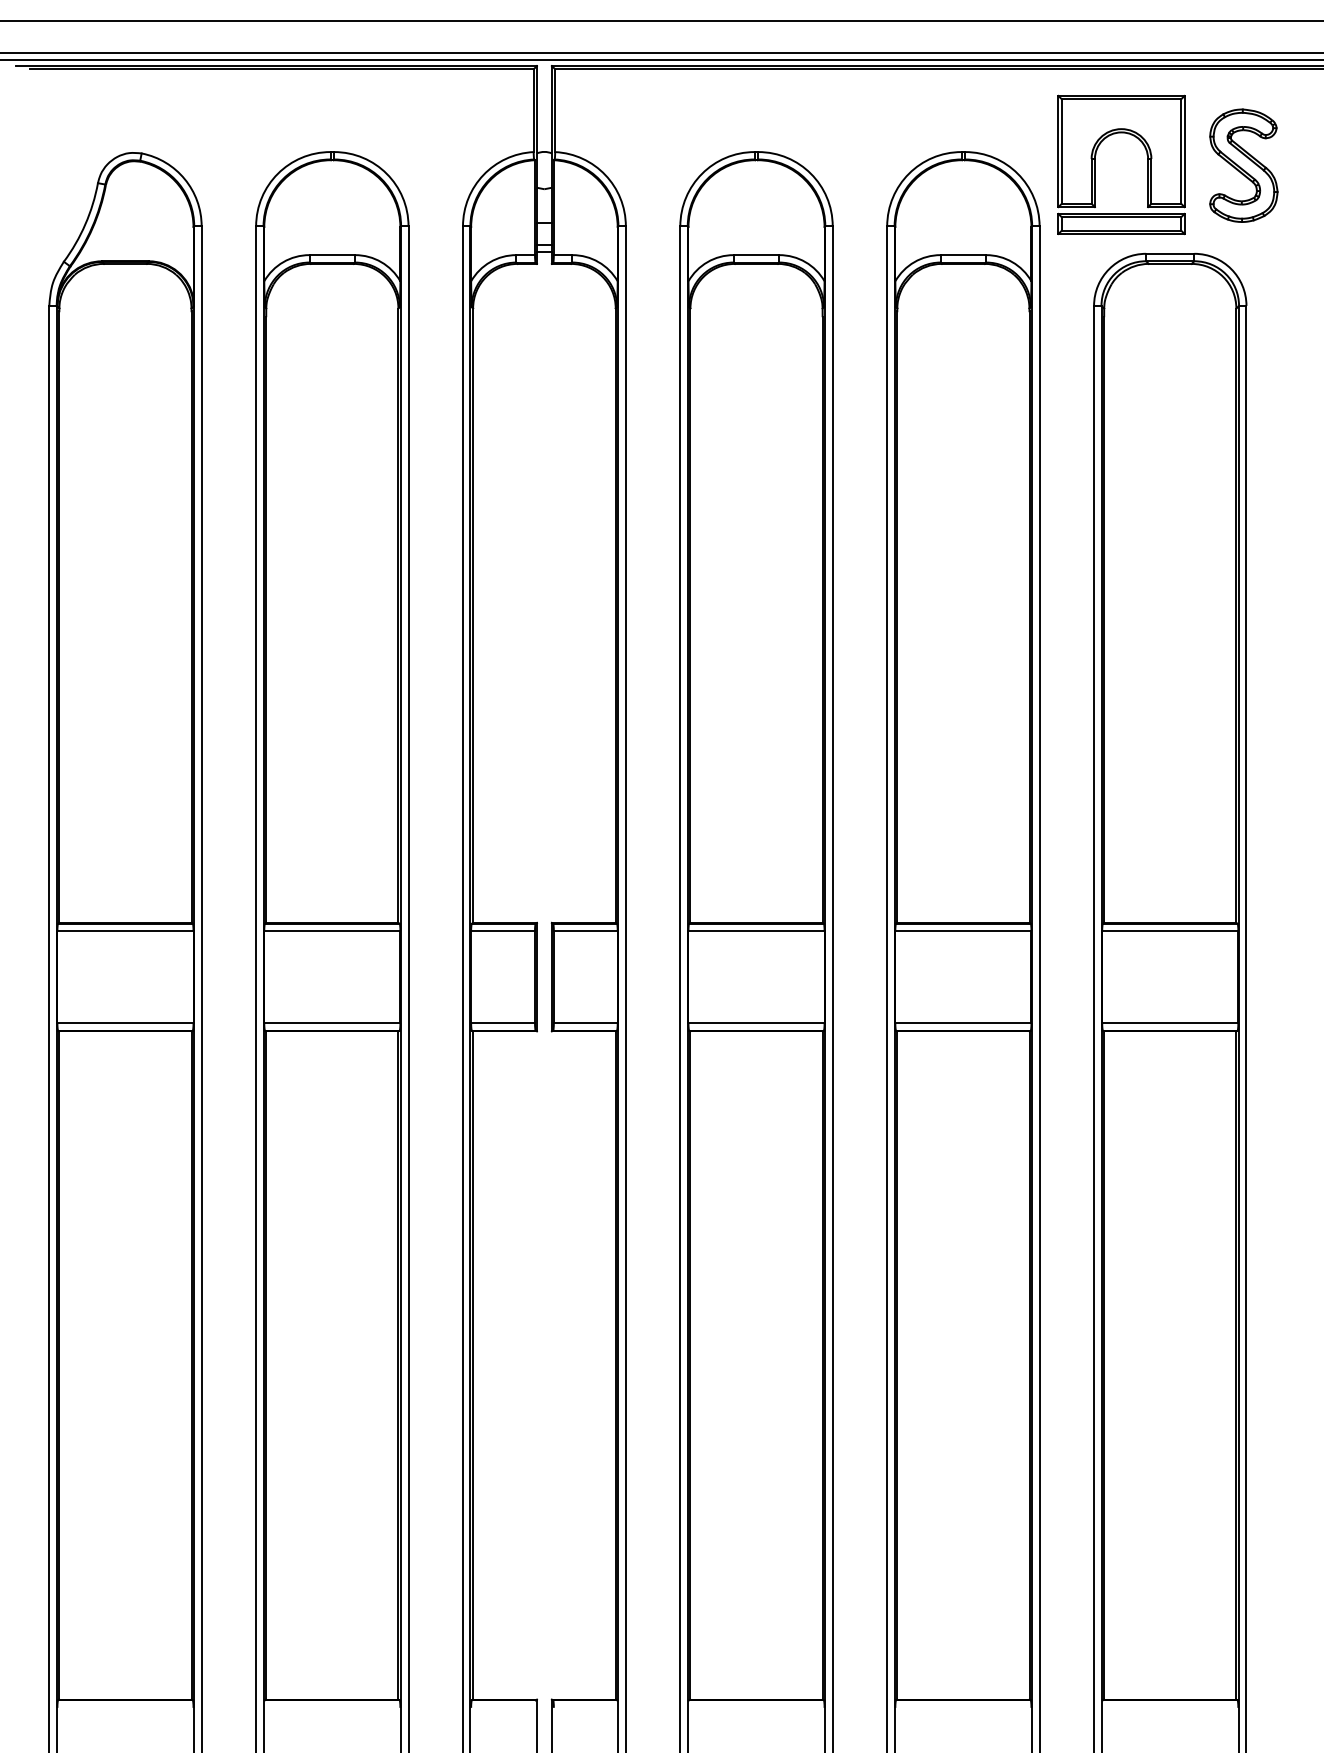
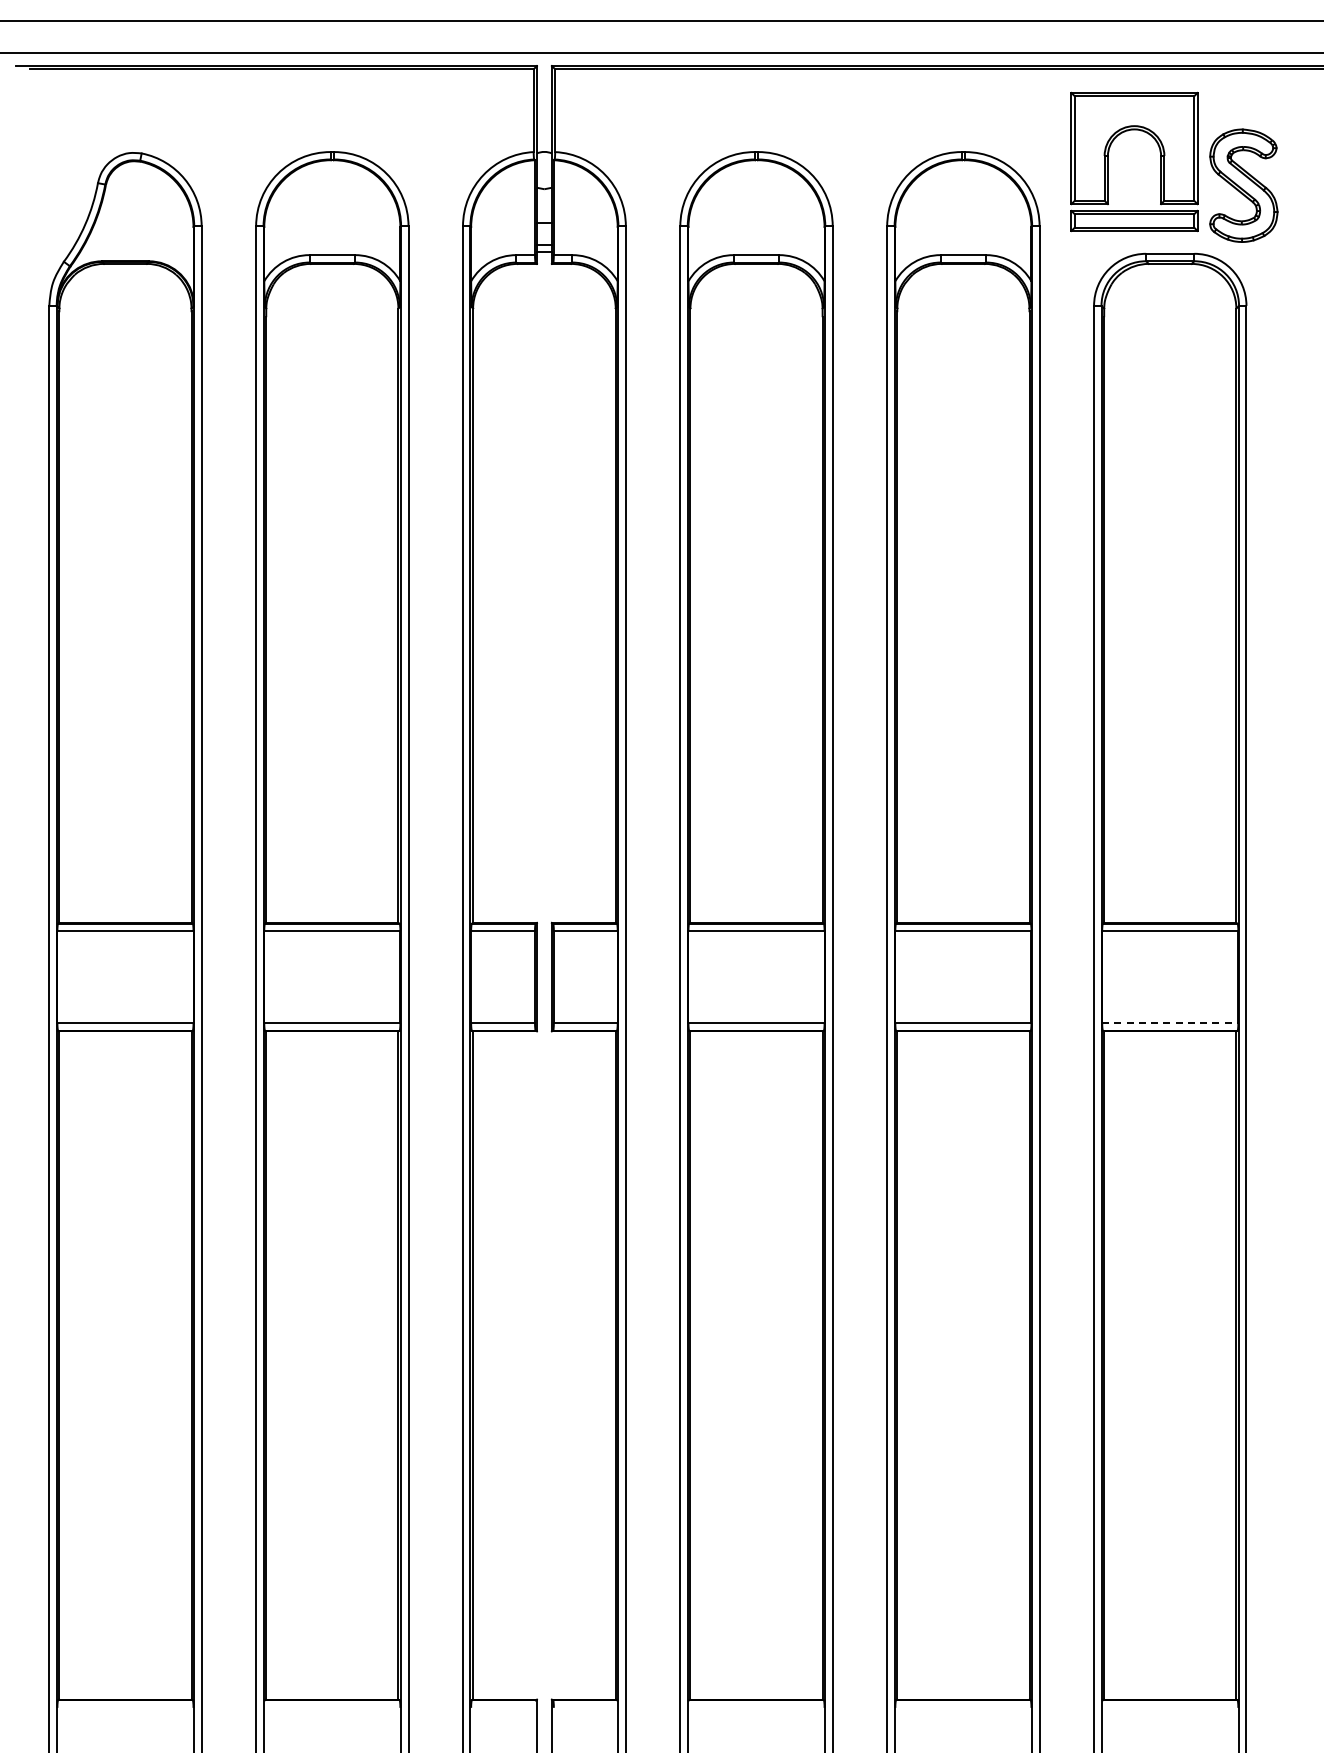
line: present -> none (661, 60)
part position: (1095, 164) -> (1108, 161) (1108, 161)
part position: (1243, 165) -> (1243, 185) (1243, 185)
line: solid -> dashed (1170, 1023)
